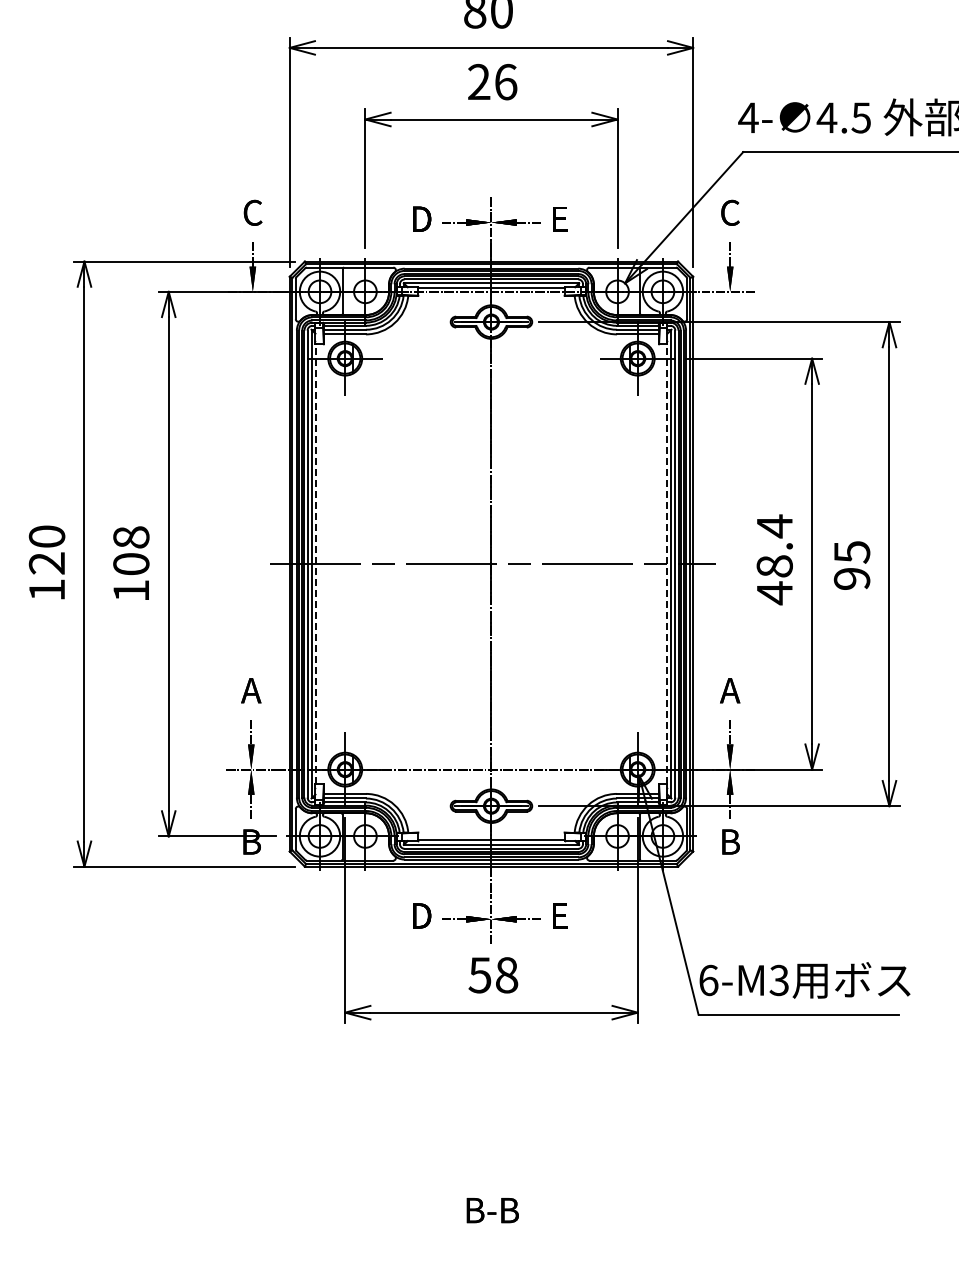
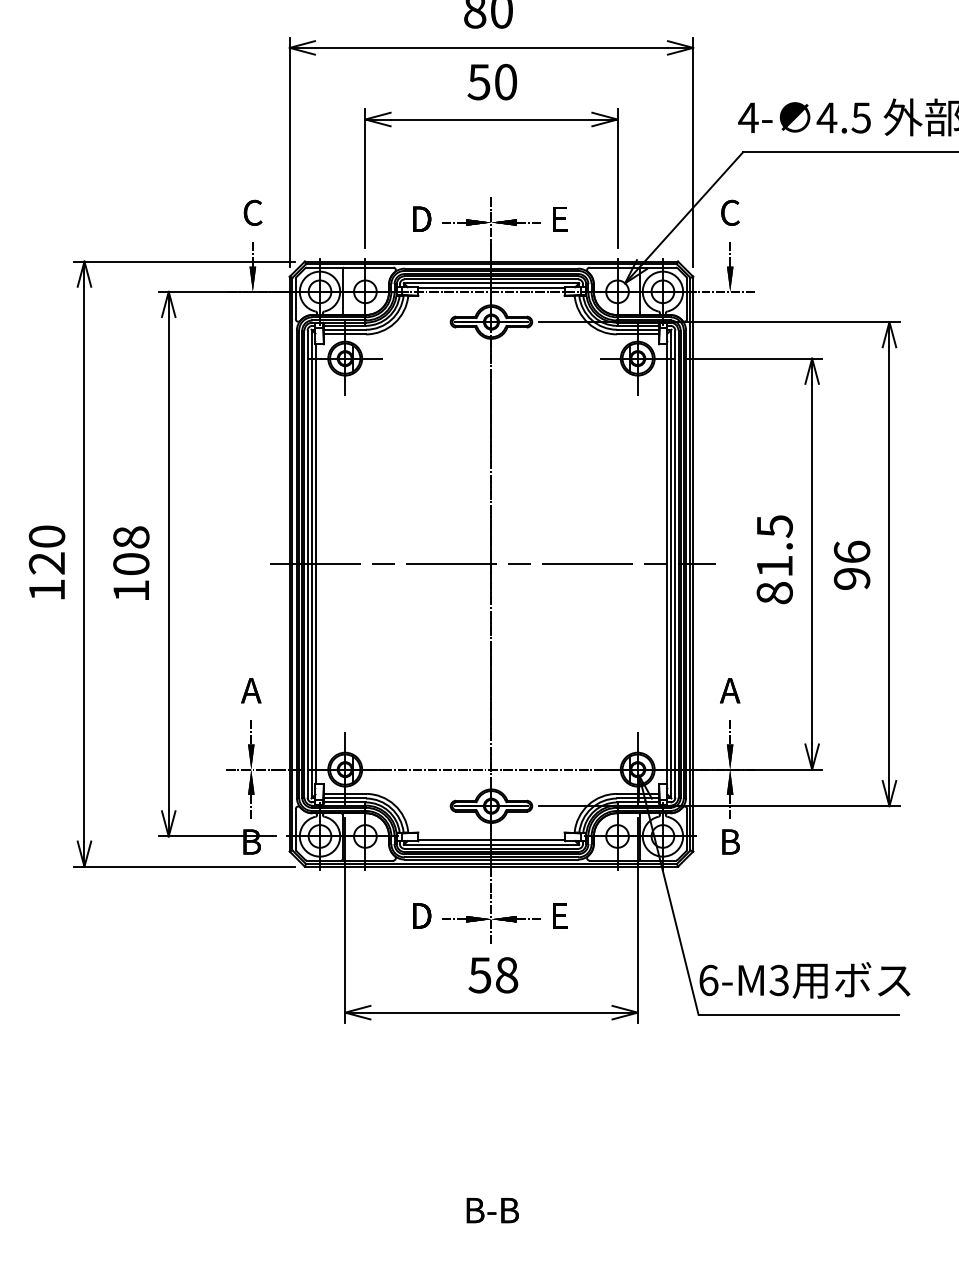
text: 26 -> 50 (492, 81)
text: 95 -> 96 (851, 551)
text: 48.4 -> 81.5 (774, 559)
line: dashed -> solid (316, 564)
line: dashed -> solid (666, 564)
